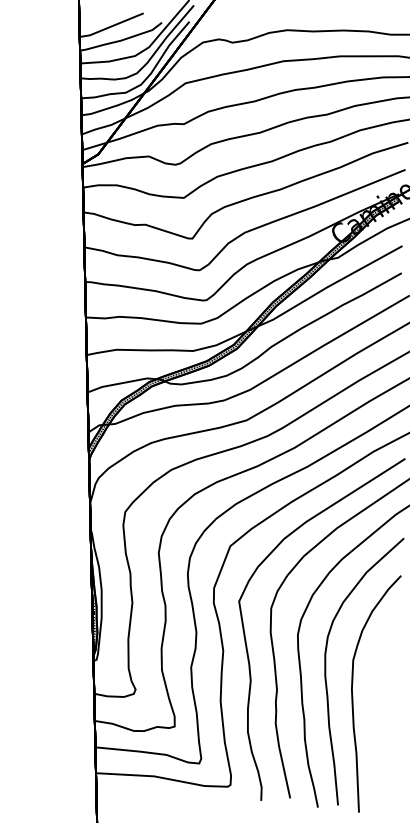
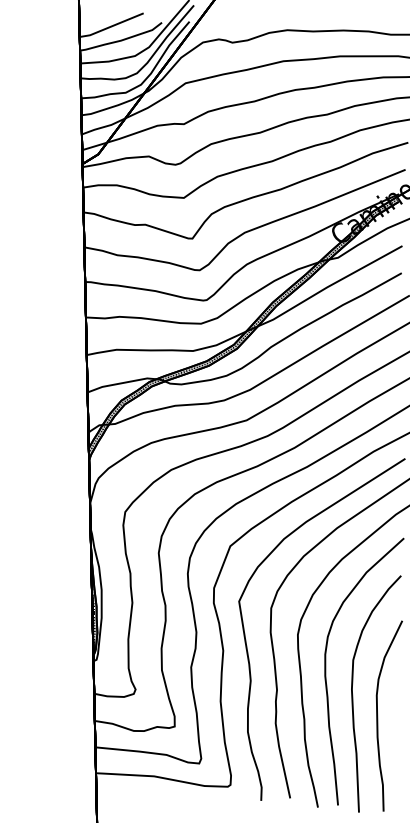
part: none -> present (378, 715)
